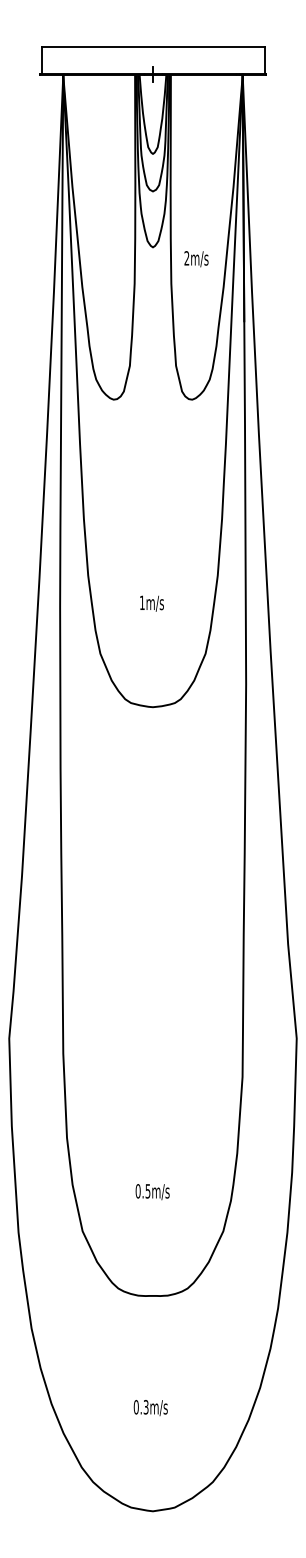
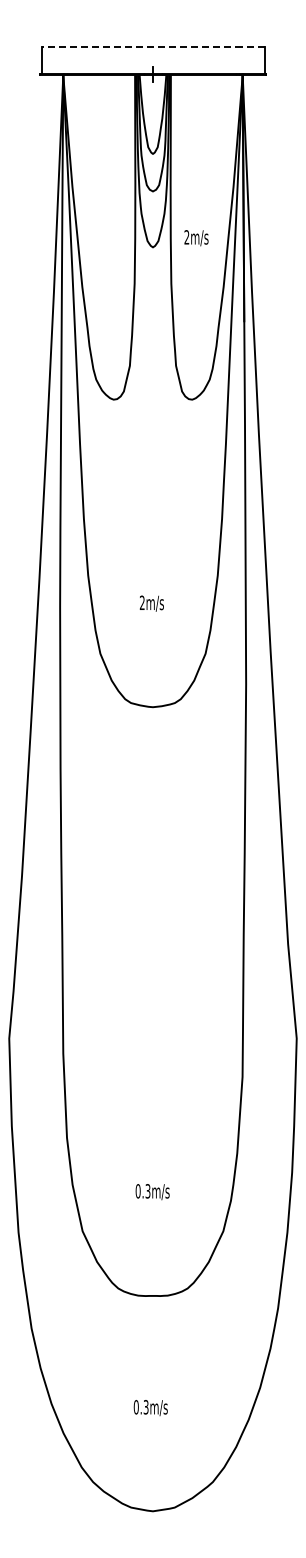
line: solid -> dashed (152, 46)
text position: (196, 259) -> (196, 238) (196, 238)
text: 1m/s -> 2m/s (141, 602)
text: 0.5m/s -> 0.3m/s (147, 1190)
